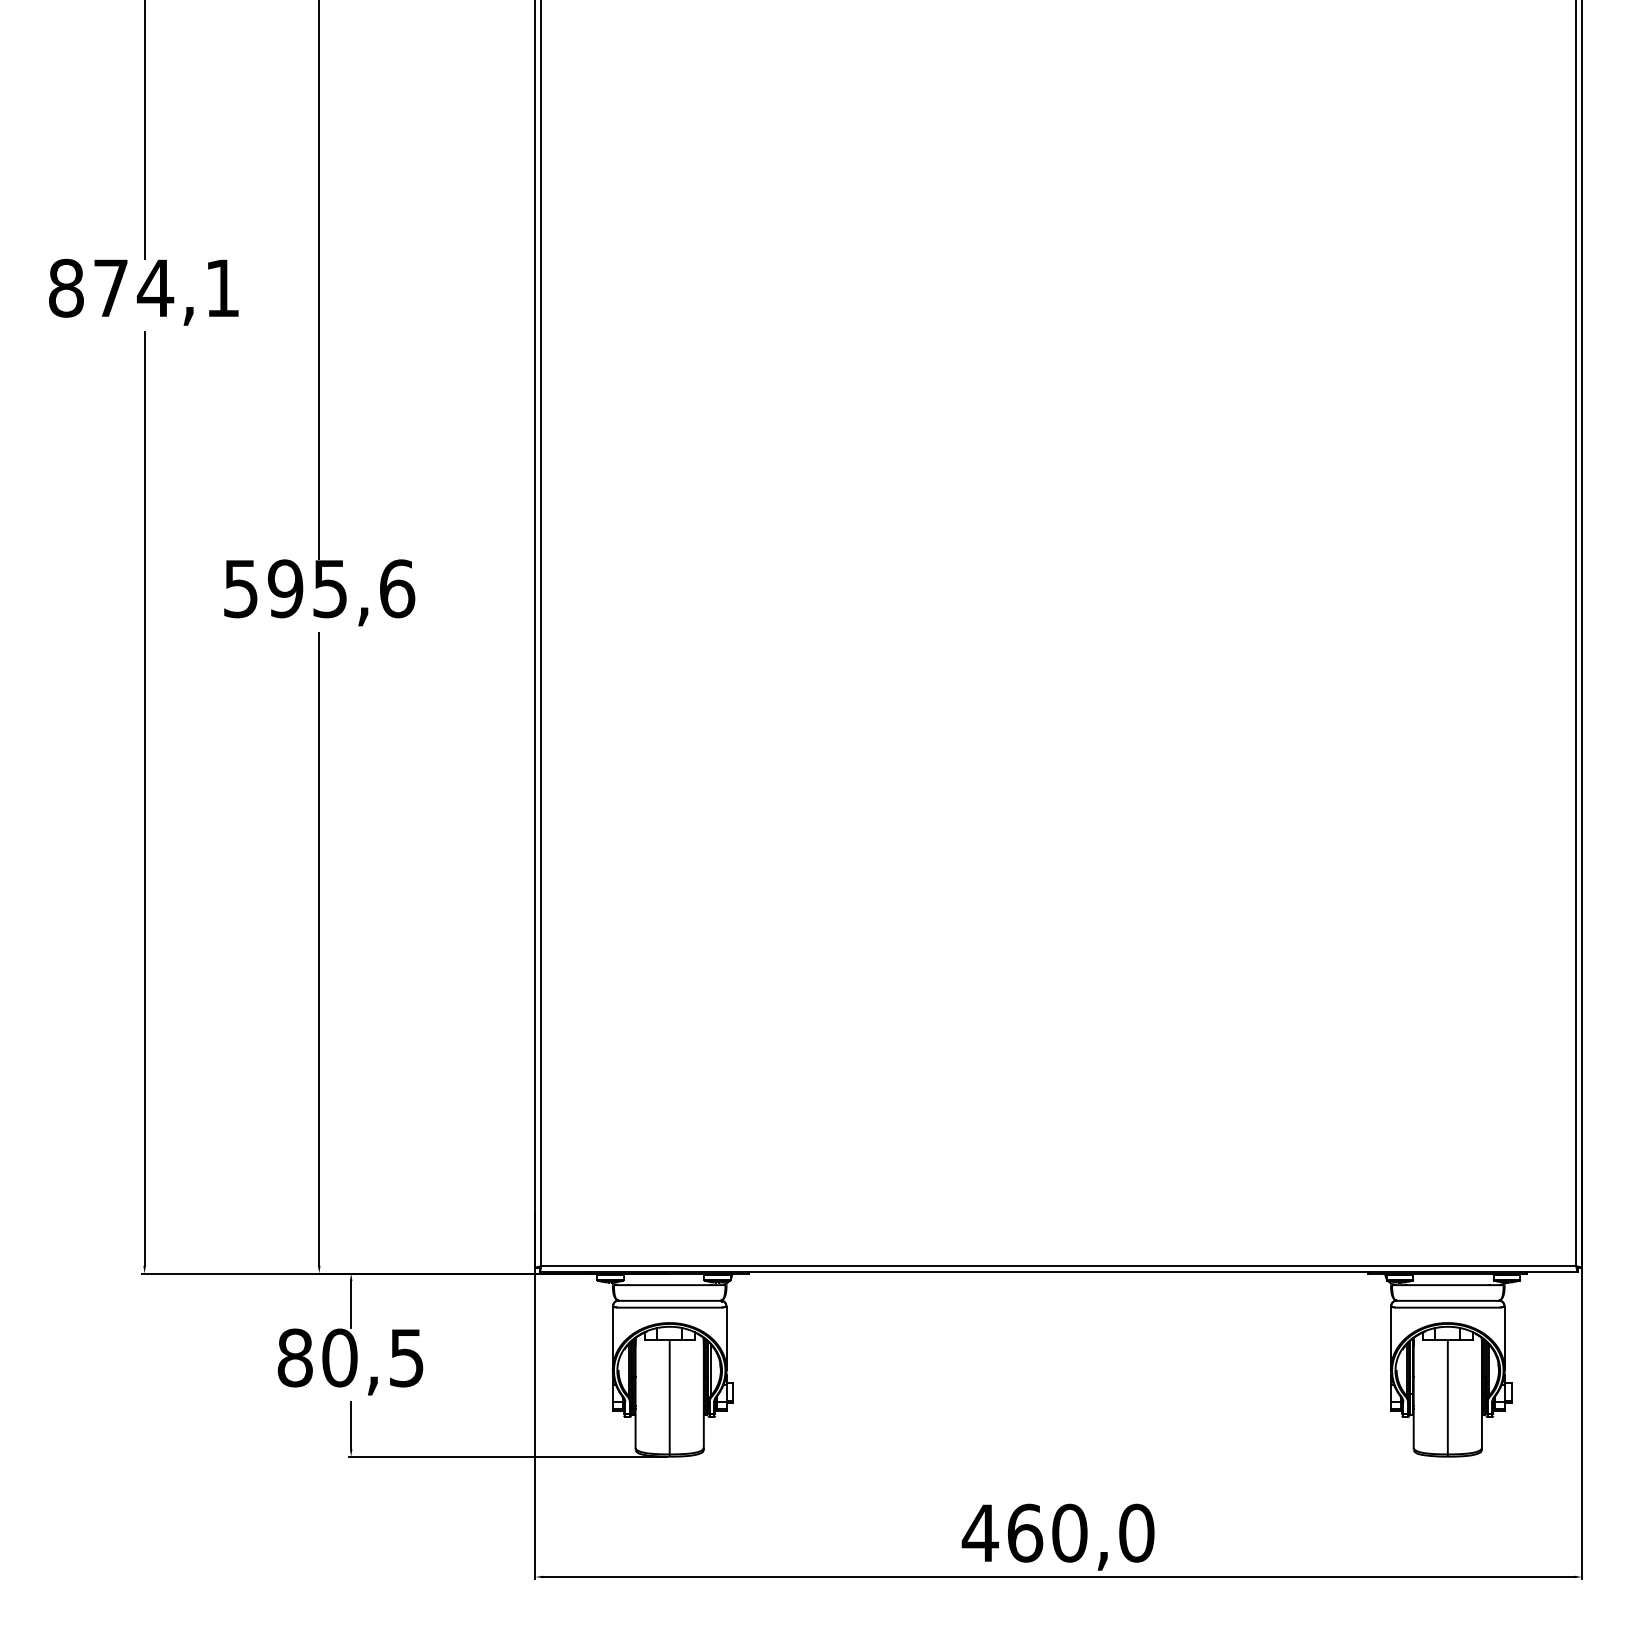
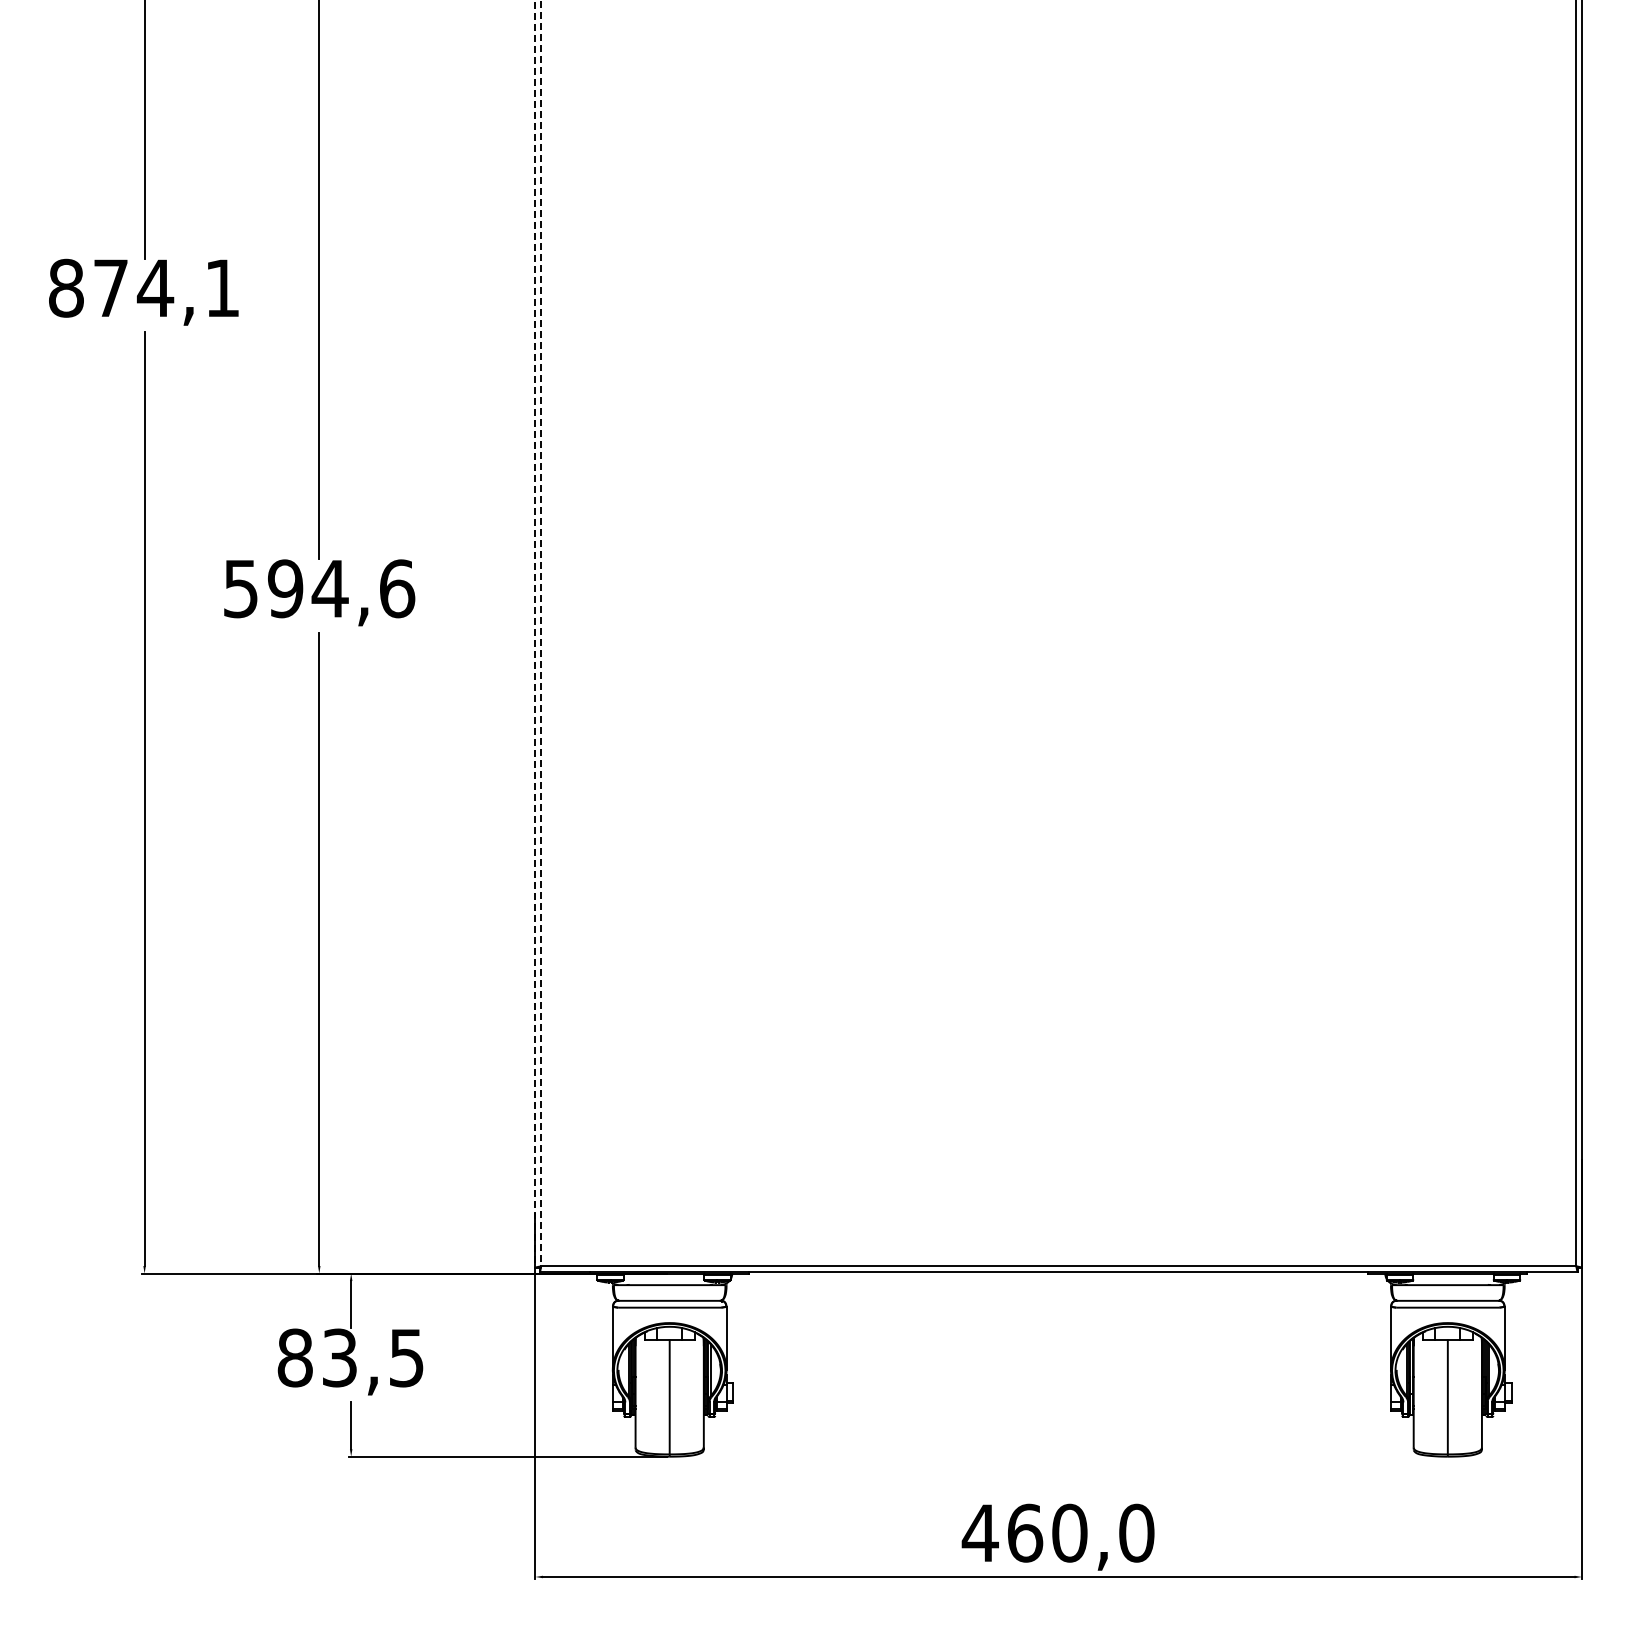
text: 595,6 -> 594,6 (329, 589)
line: solid -> dashed (541, 633)
line: solid -> dashed (535, 634)
text: 80,5 -> 83,5 (339, 1357)
